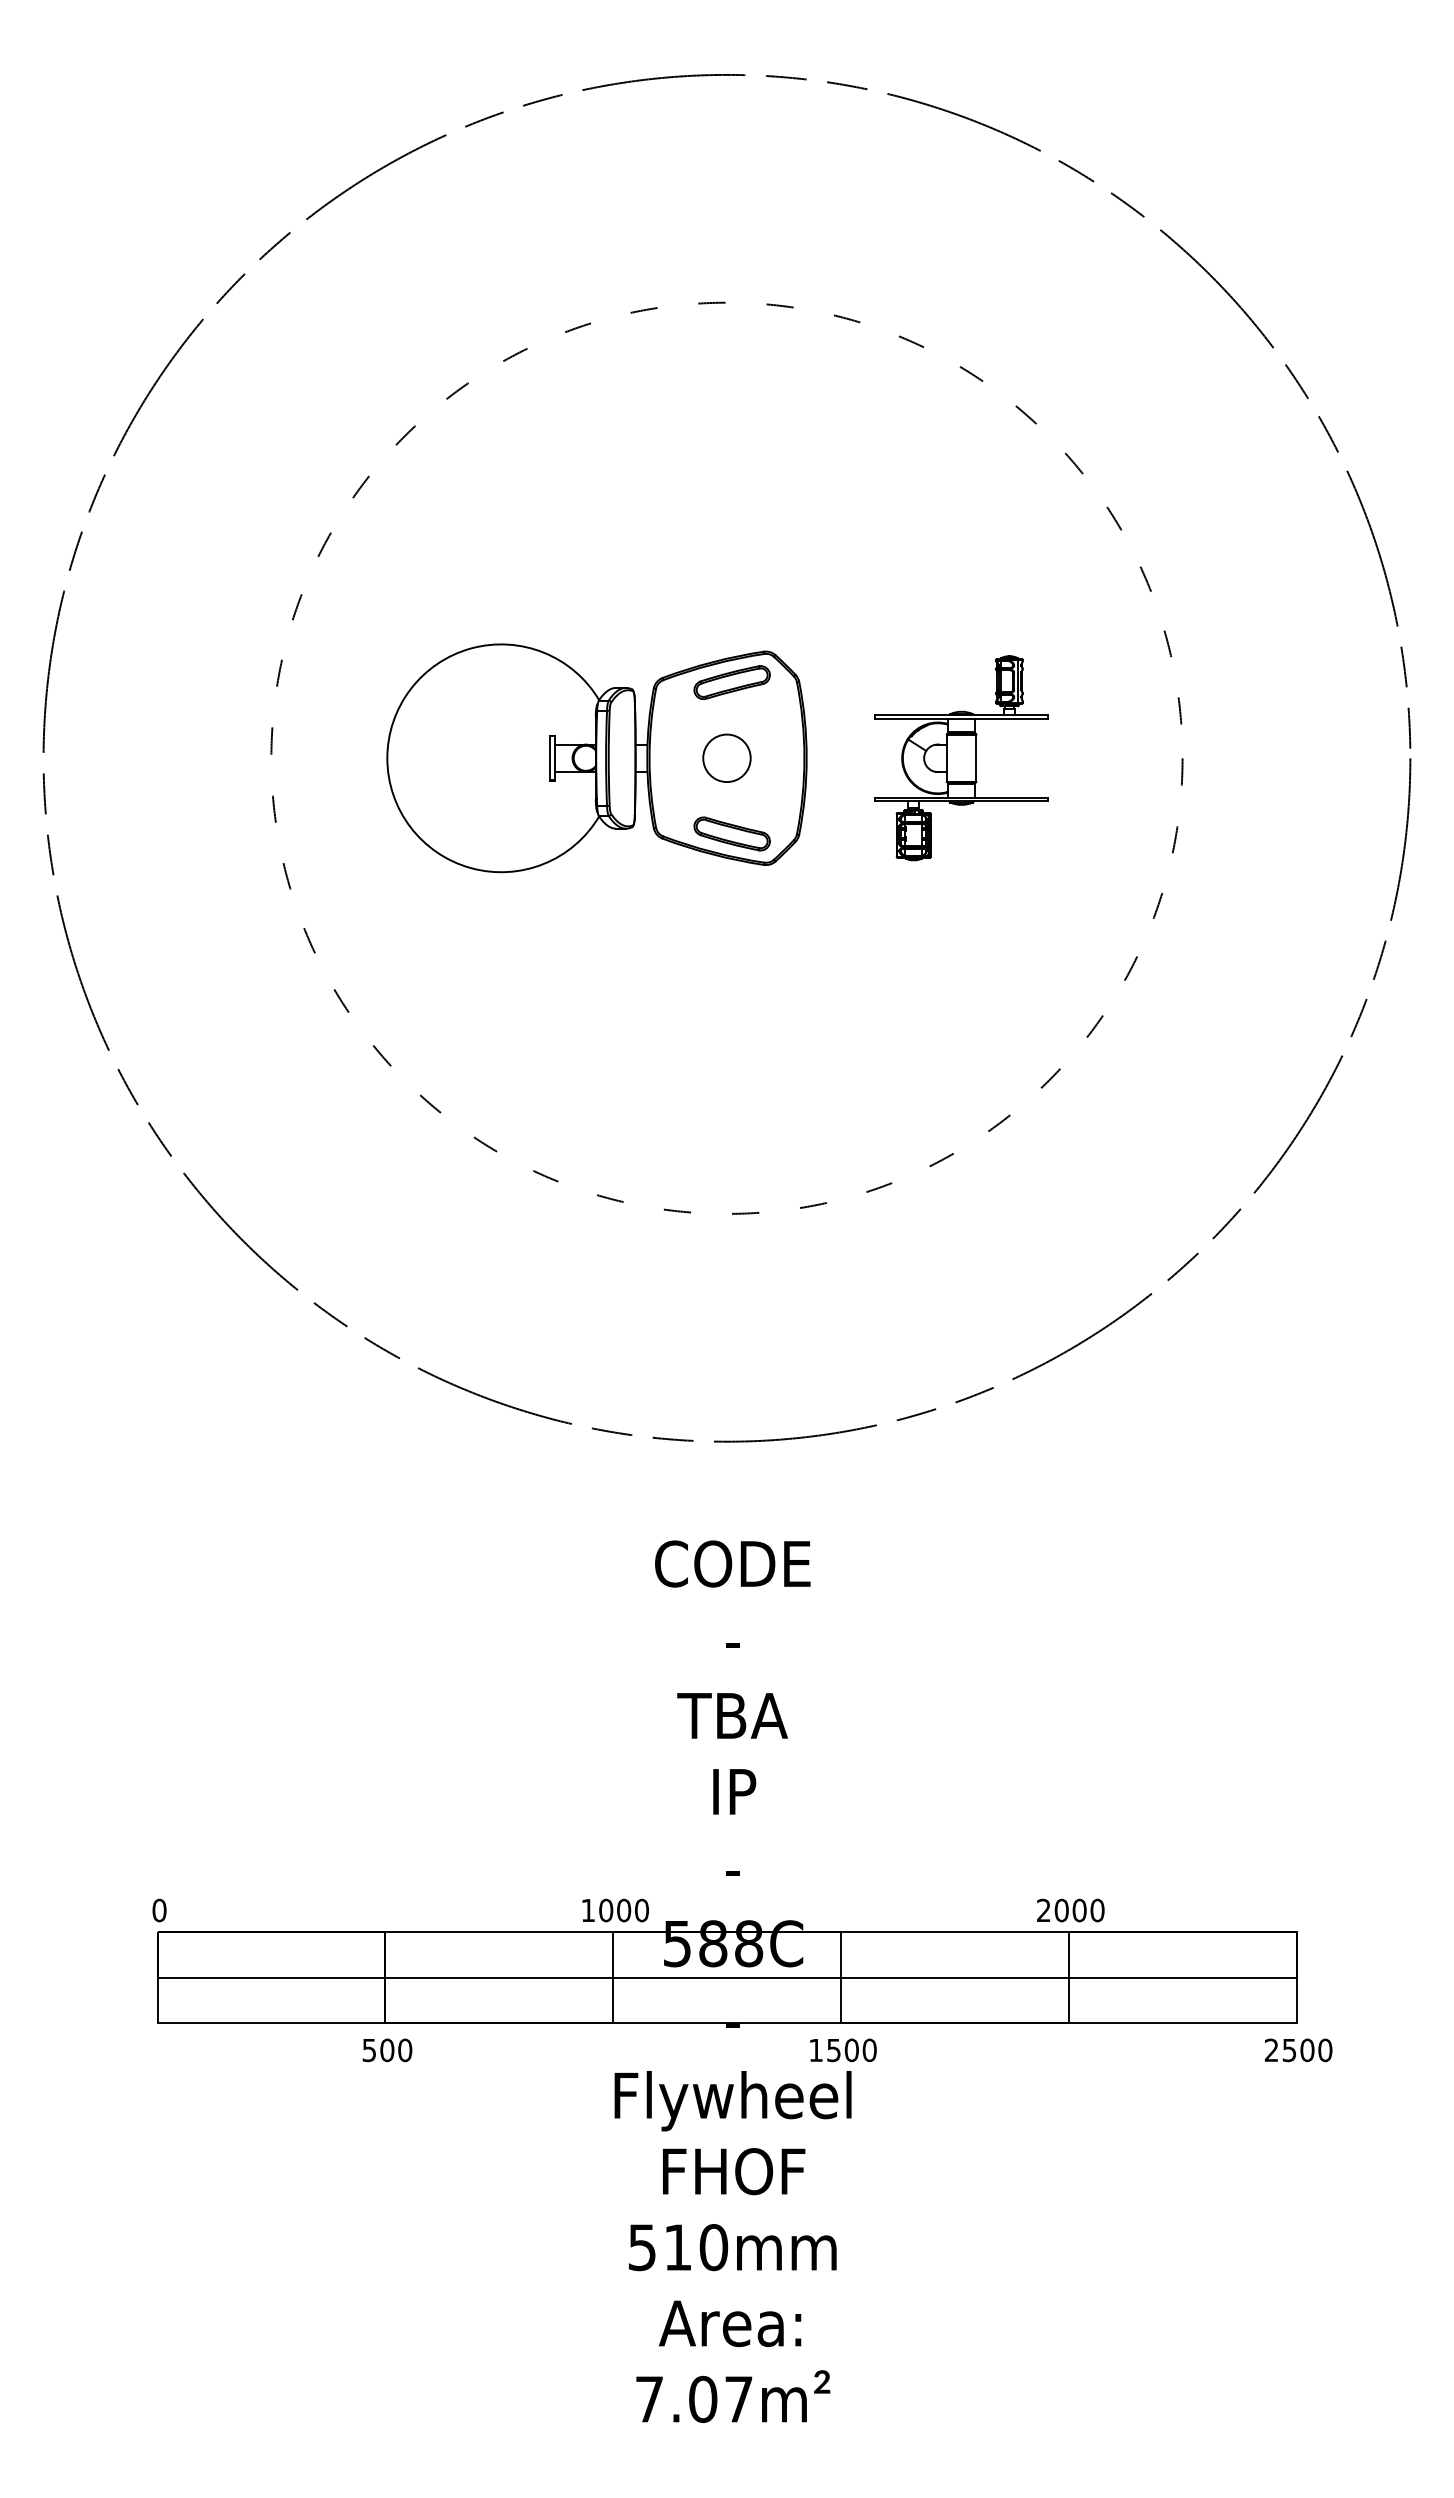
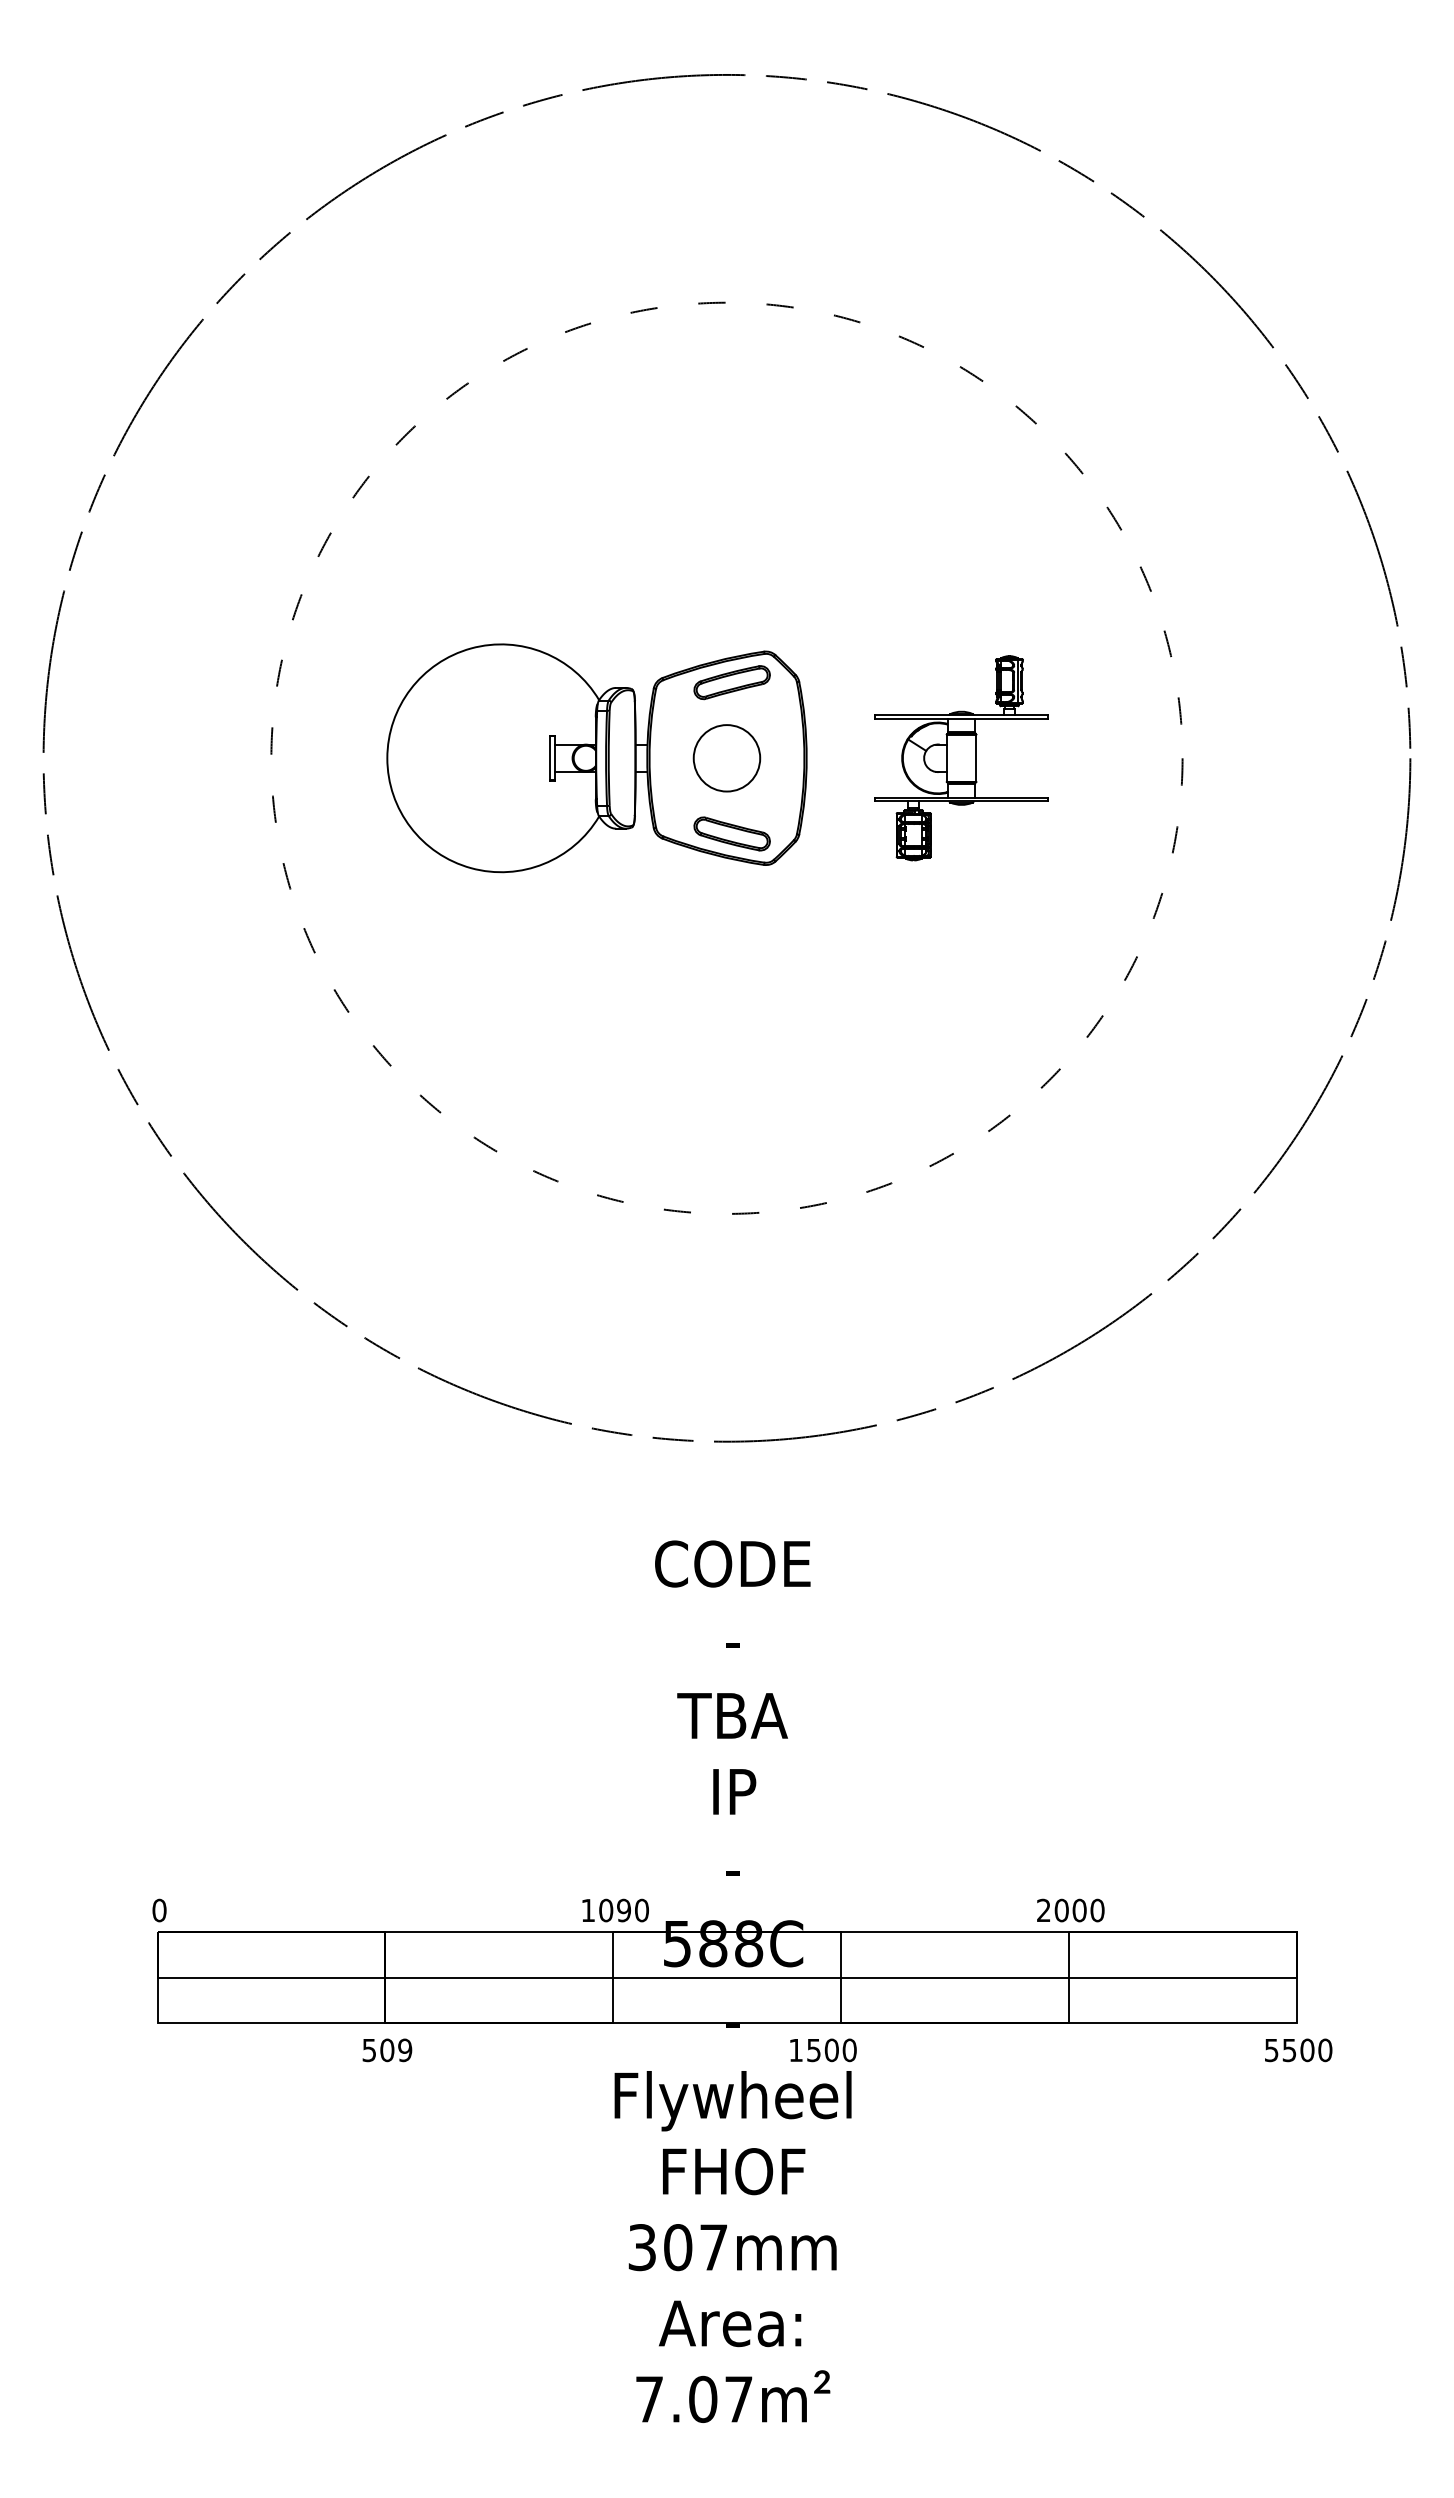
circle diameter: 47 px -> 66 px (726, 758)
text: 1000 -> 1090 (624, 1910)
text: 500 -> 509 (405, 2050)
text position: (843, 2050) -> (823, 2050) (823, 2050)
text: 2500 -> 5500 (1271, 2050)
text: 510mm -> 307mm (678, 2247)
